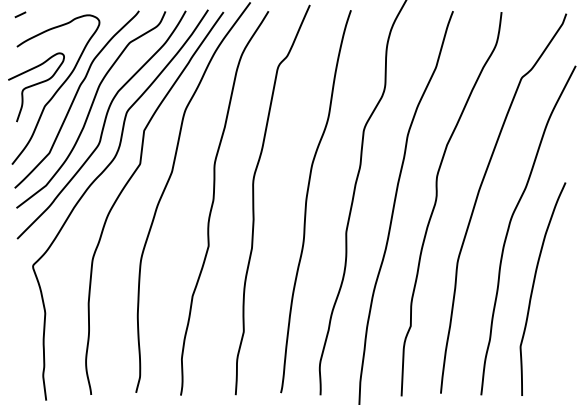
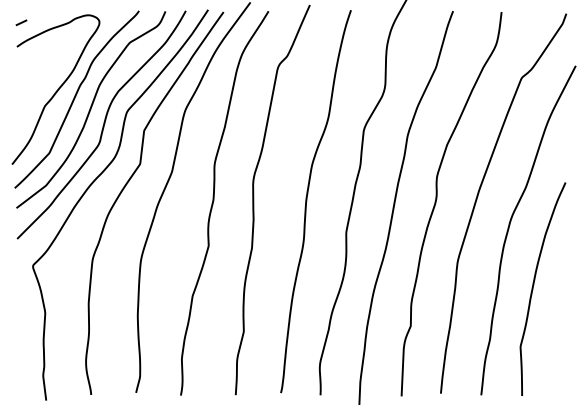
line position: (20, 14) -> (21, 22) (21, 22)
curve: present -> none (36, 85)
